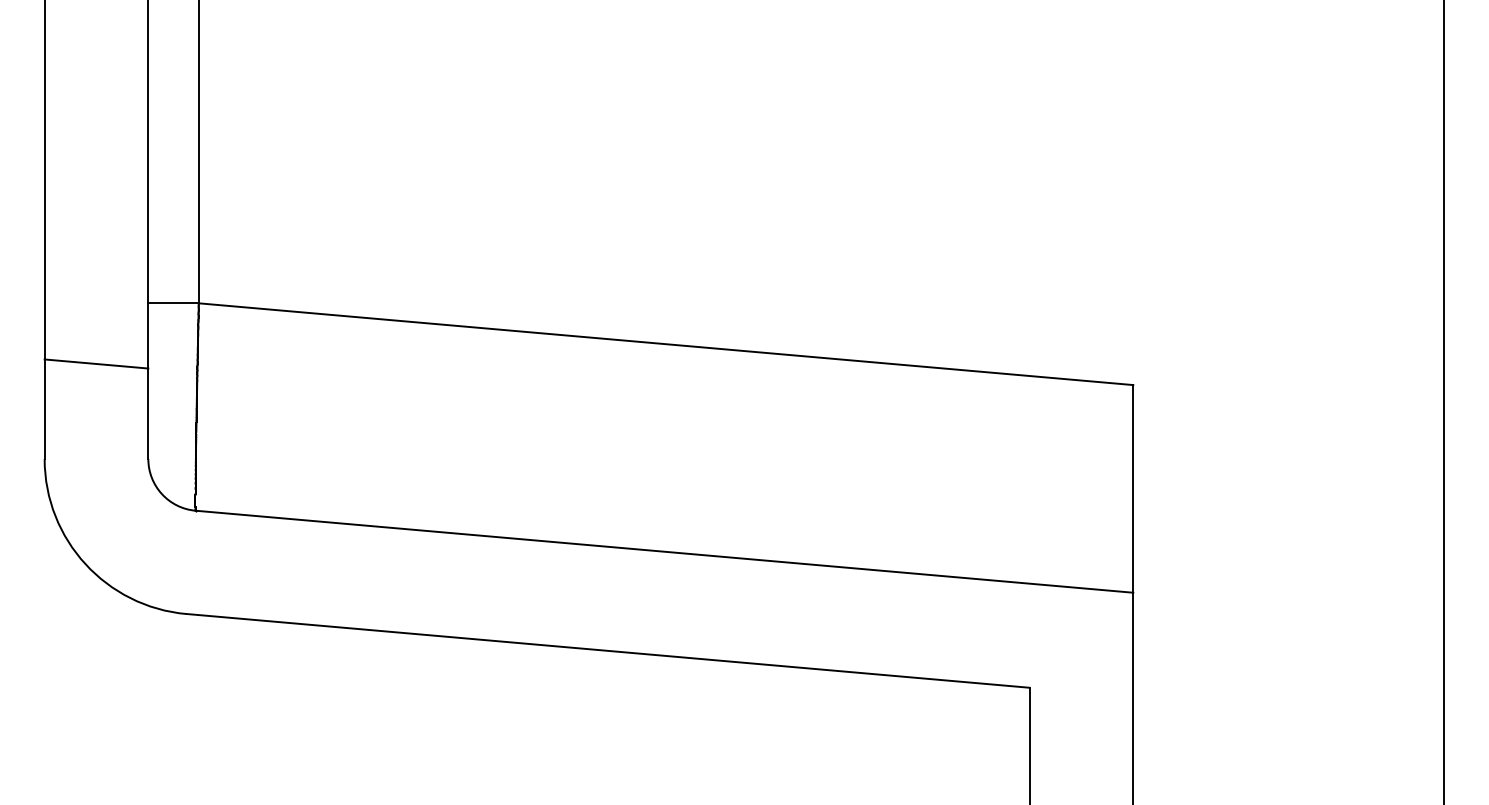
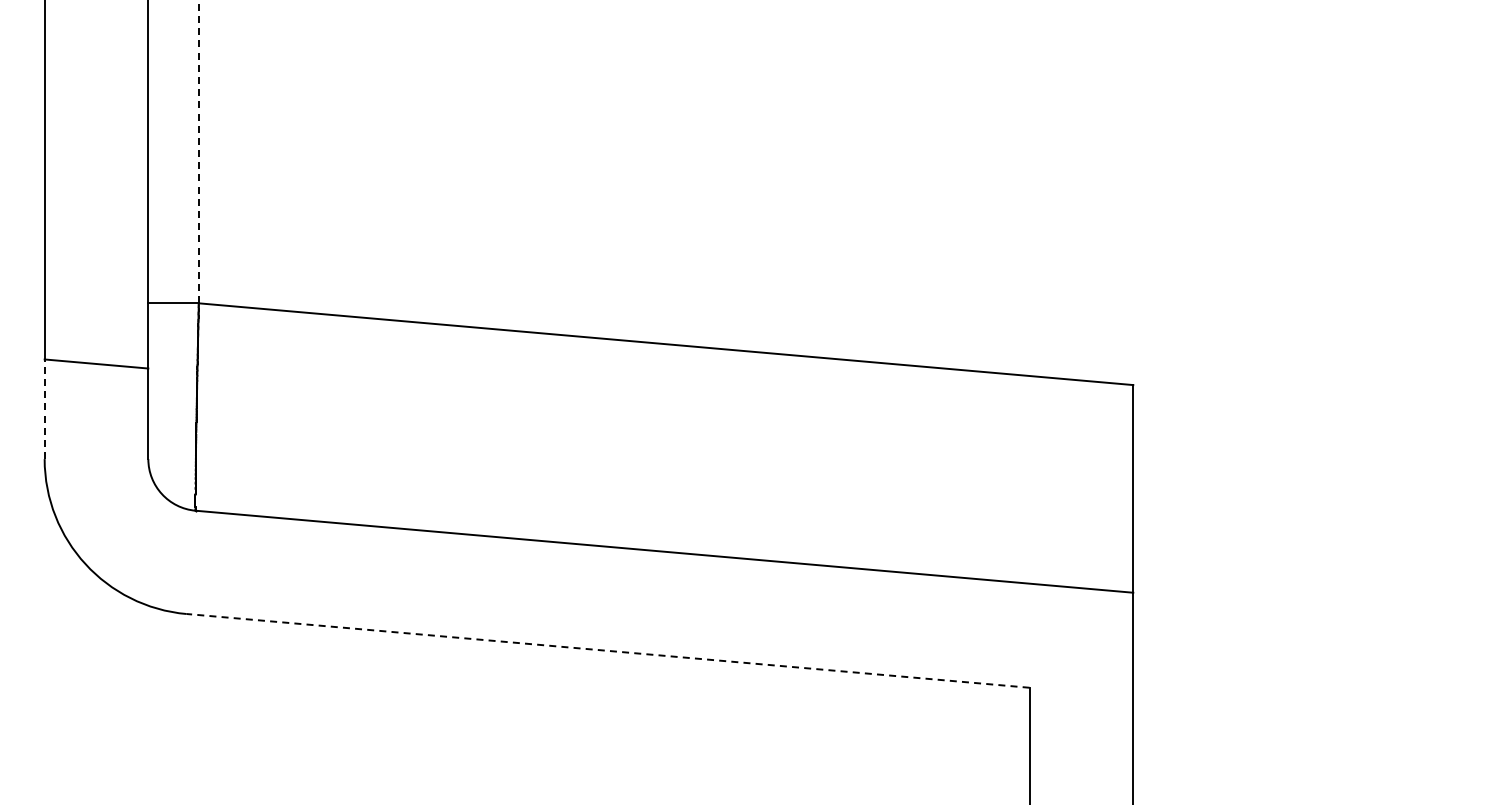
line: solid -> dashed (198, 151)
line: present -> none (1444, 401)
line: solid -> dashed (44, 409)
line: solid -> dashed (607, 650)
